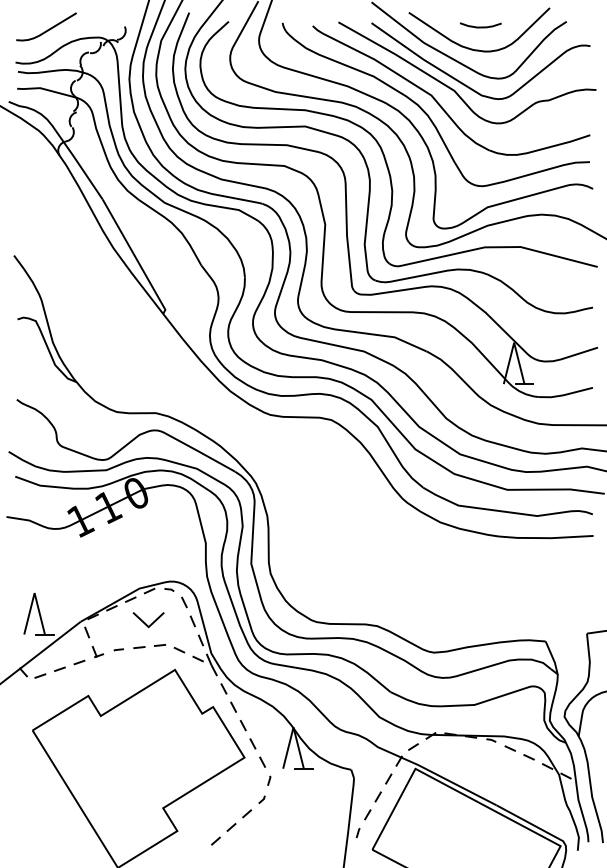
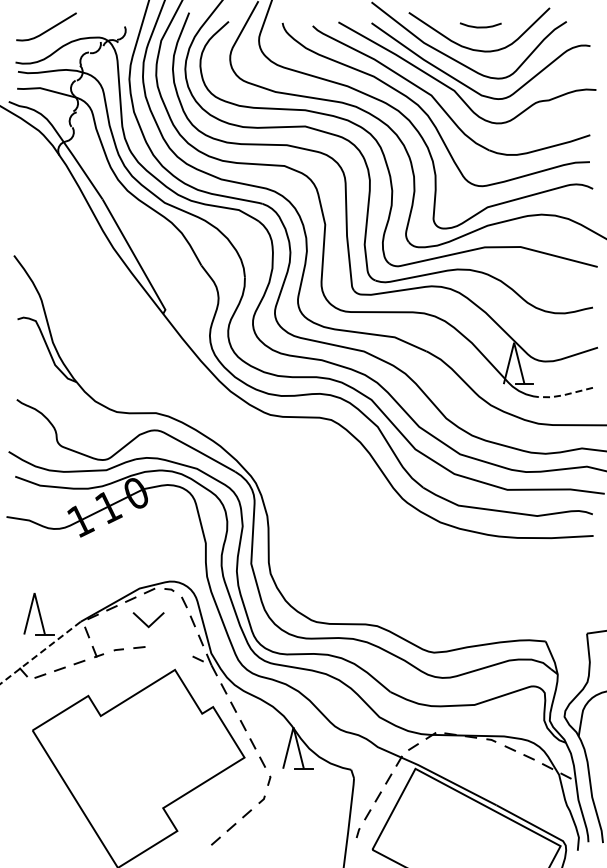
line: solid -> dashed (564, 395)
part: present -> none (169, 648)
line: solid -> dashed (40, 652)
